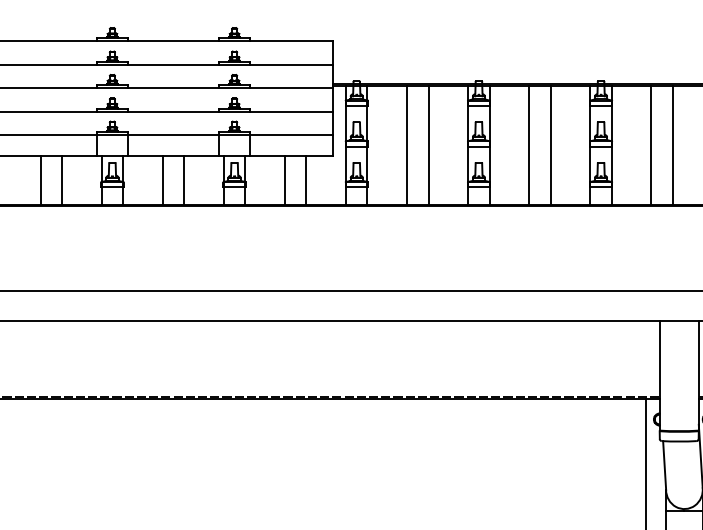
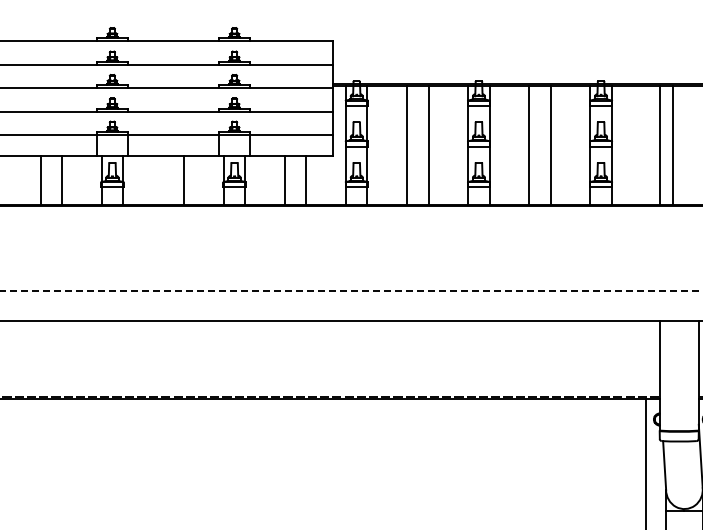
line position: (651, 145) -> (660, 145) (660, 145)
line: present -> none (162, 180)
line: solid -> dashed (351, 290)
